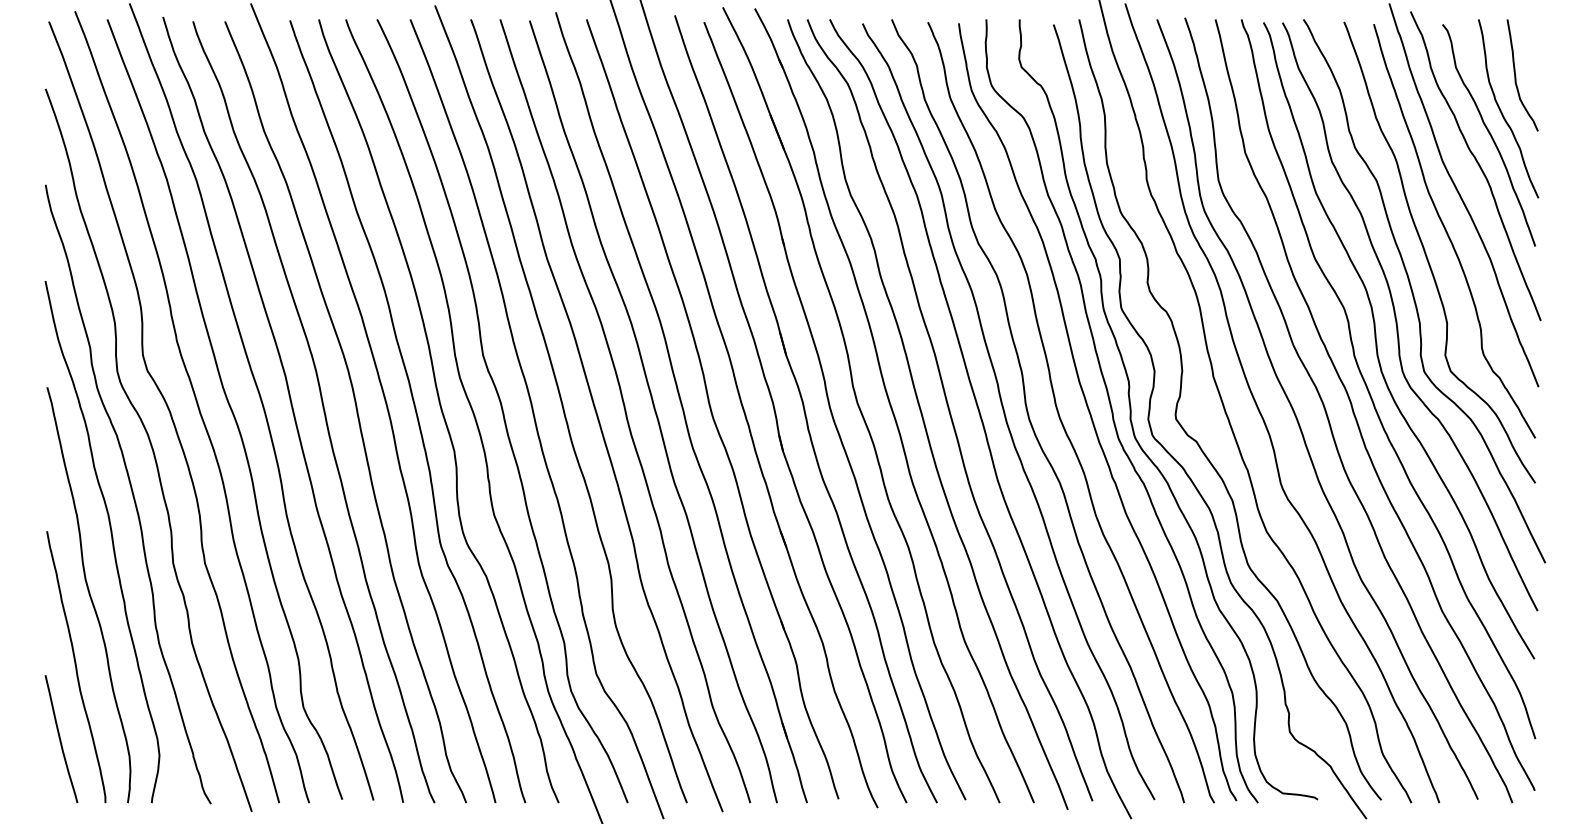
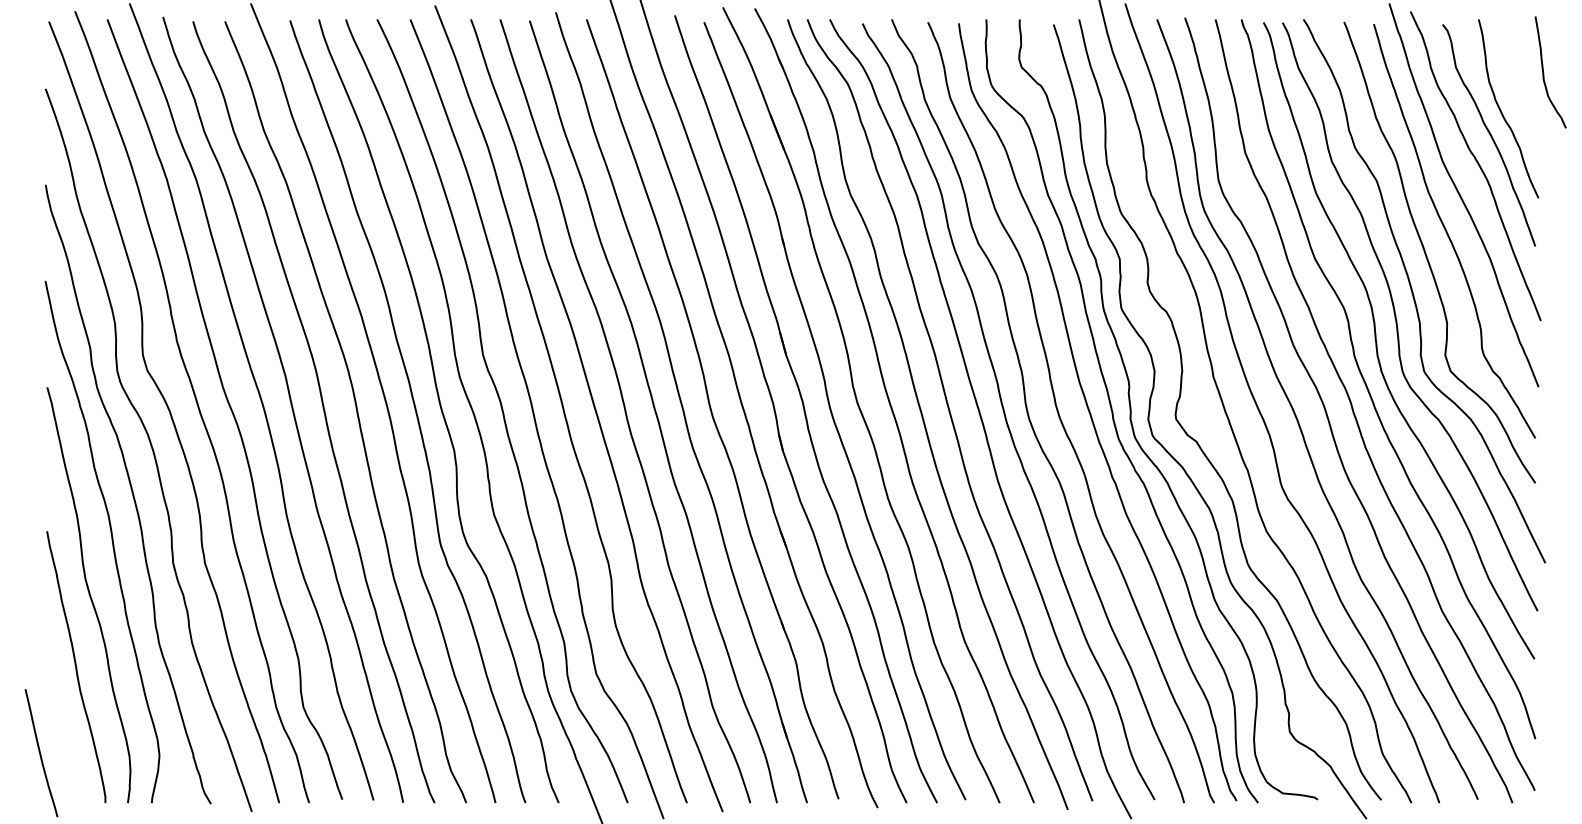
curve position: (1516, 75) -> (1544, 72) (1544, 72)
curve position: (60, 739) -> (40, 753) (40, 753)
